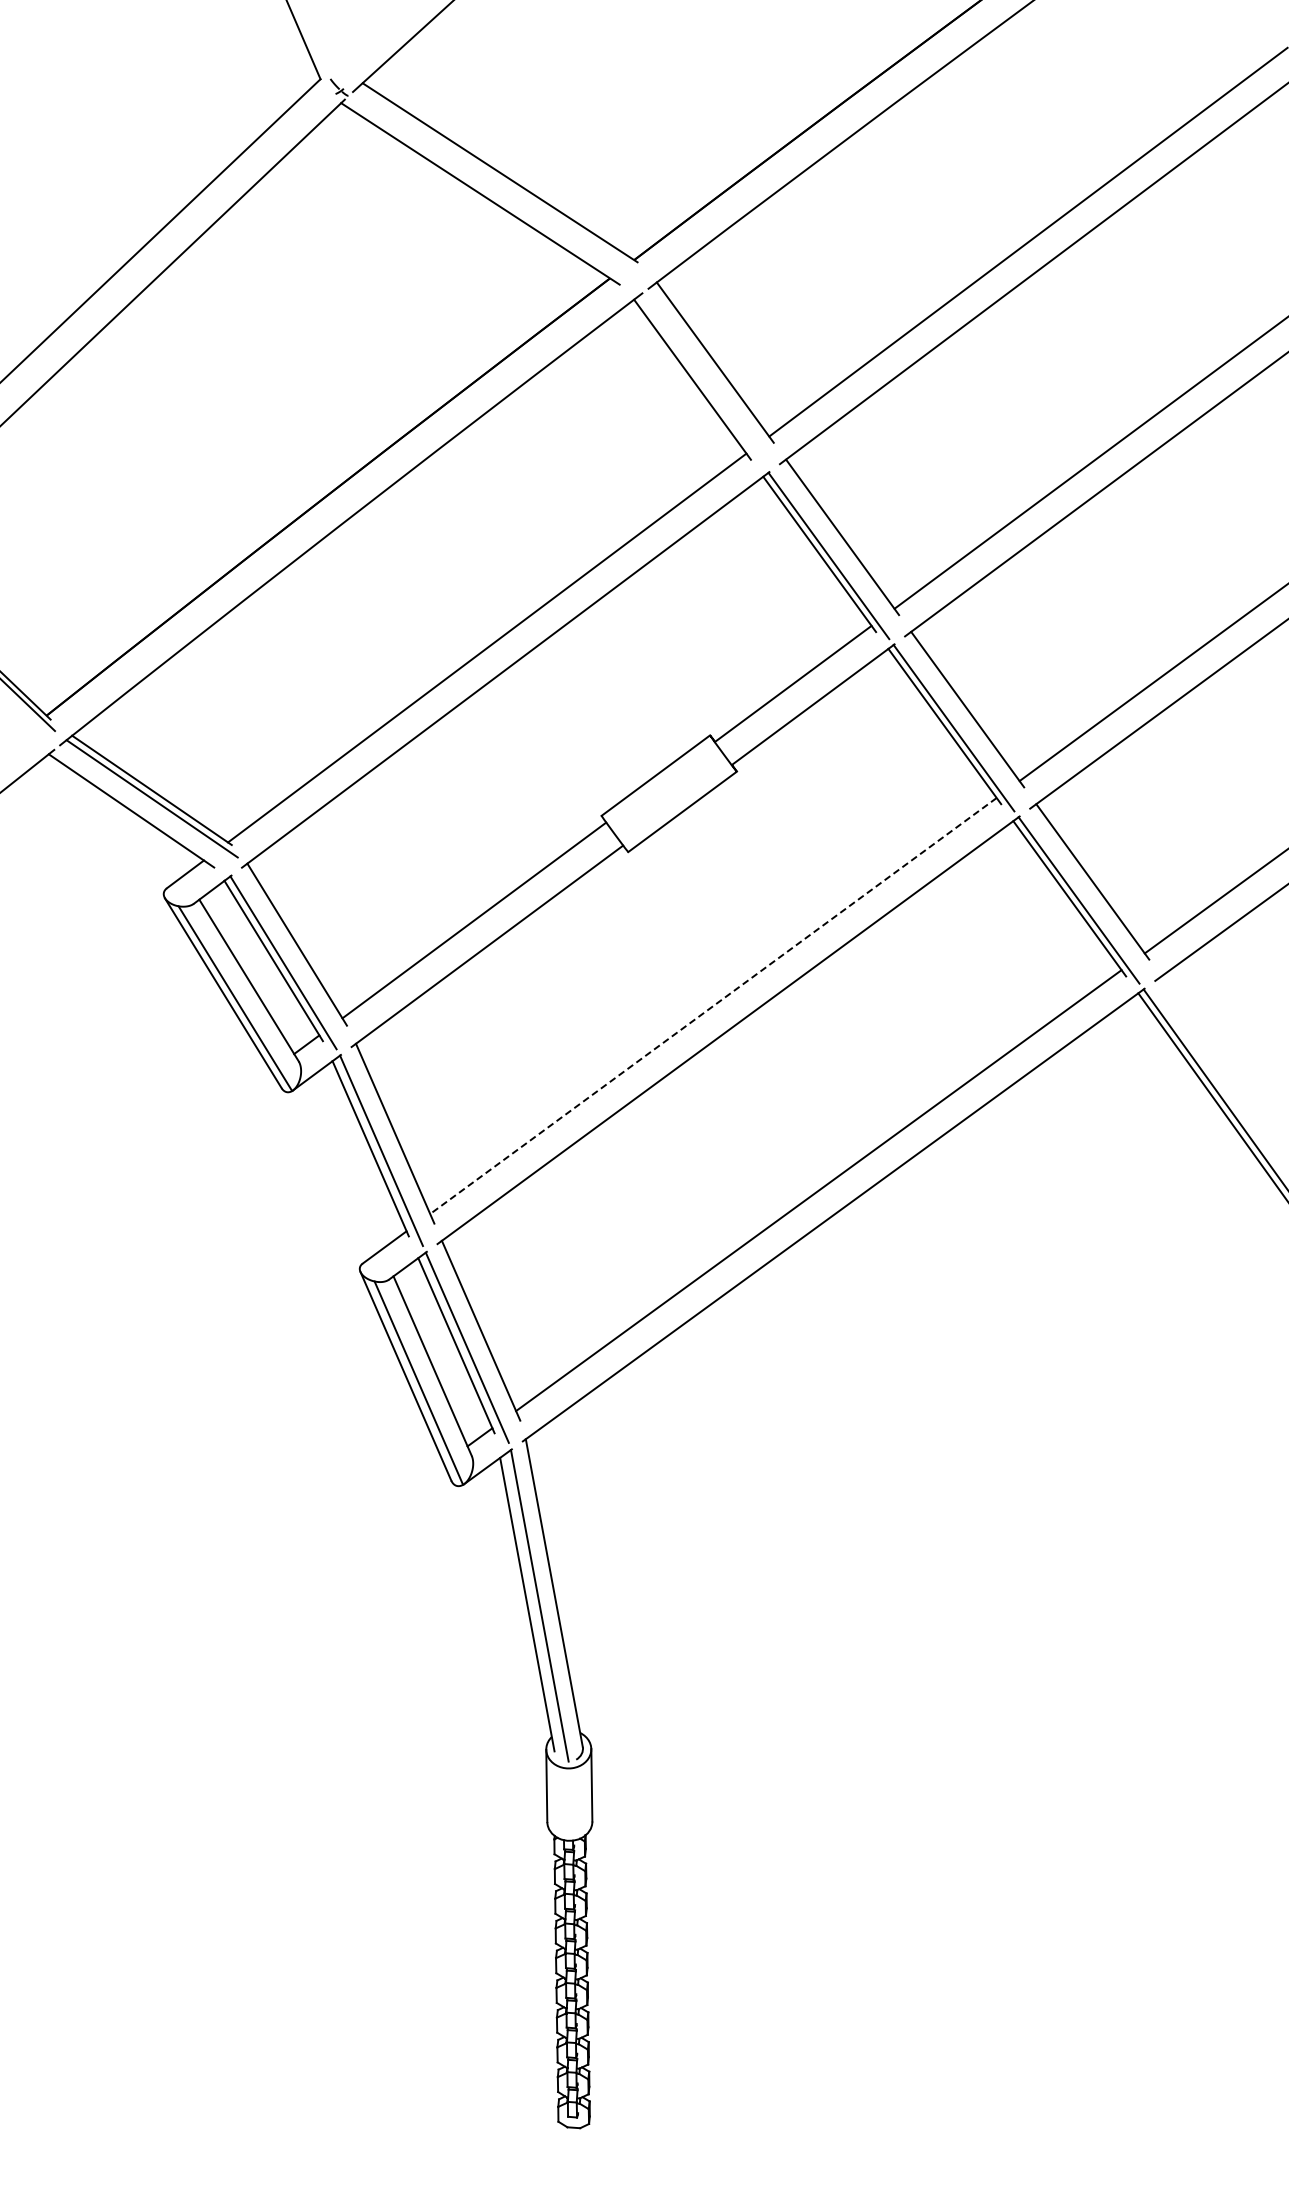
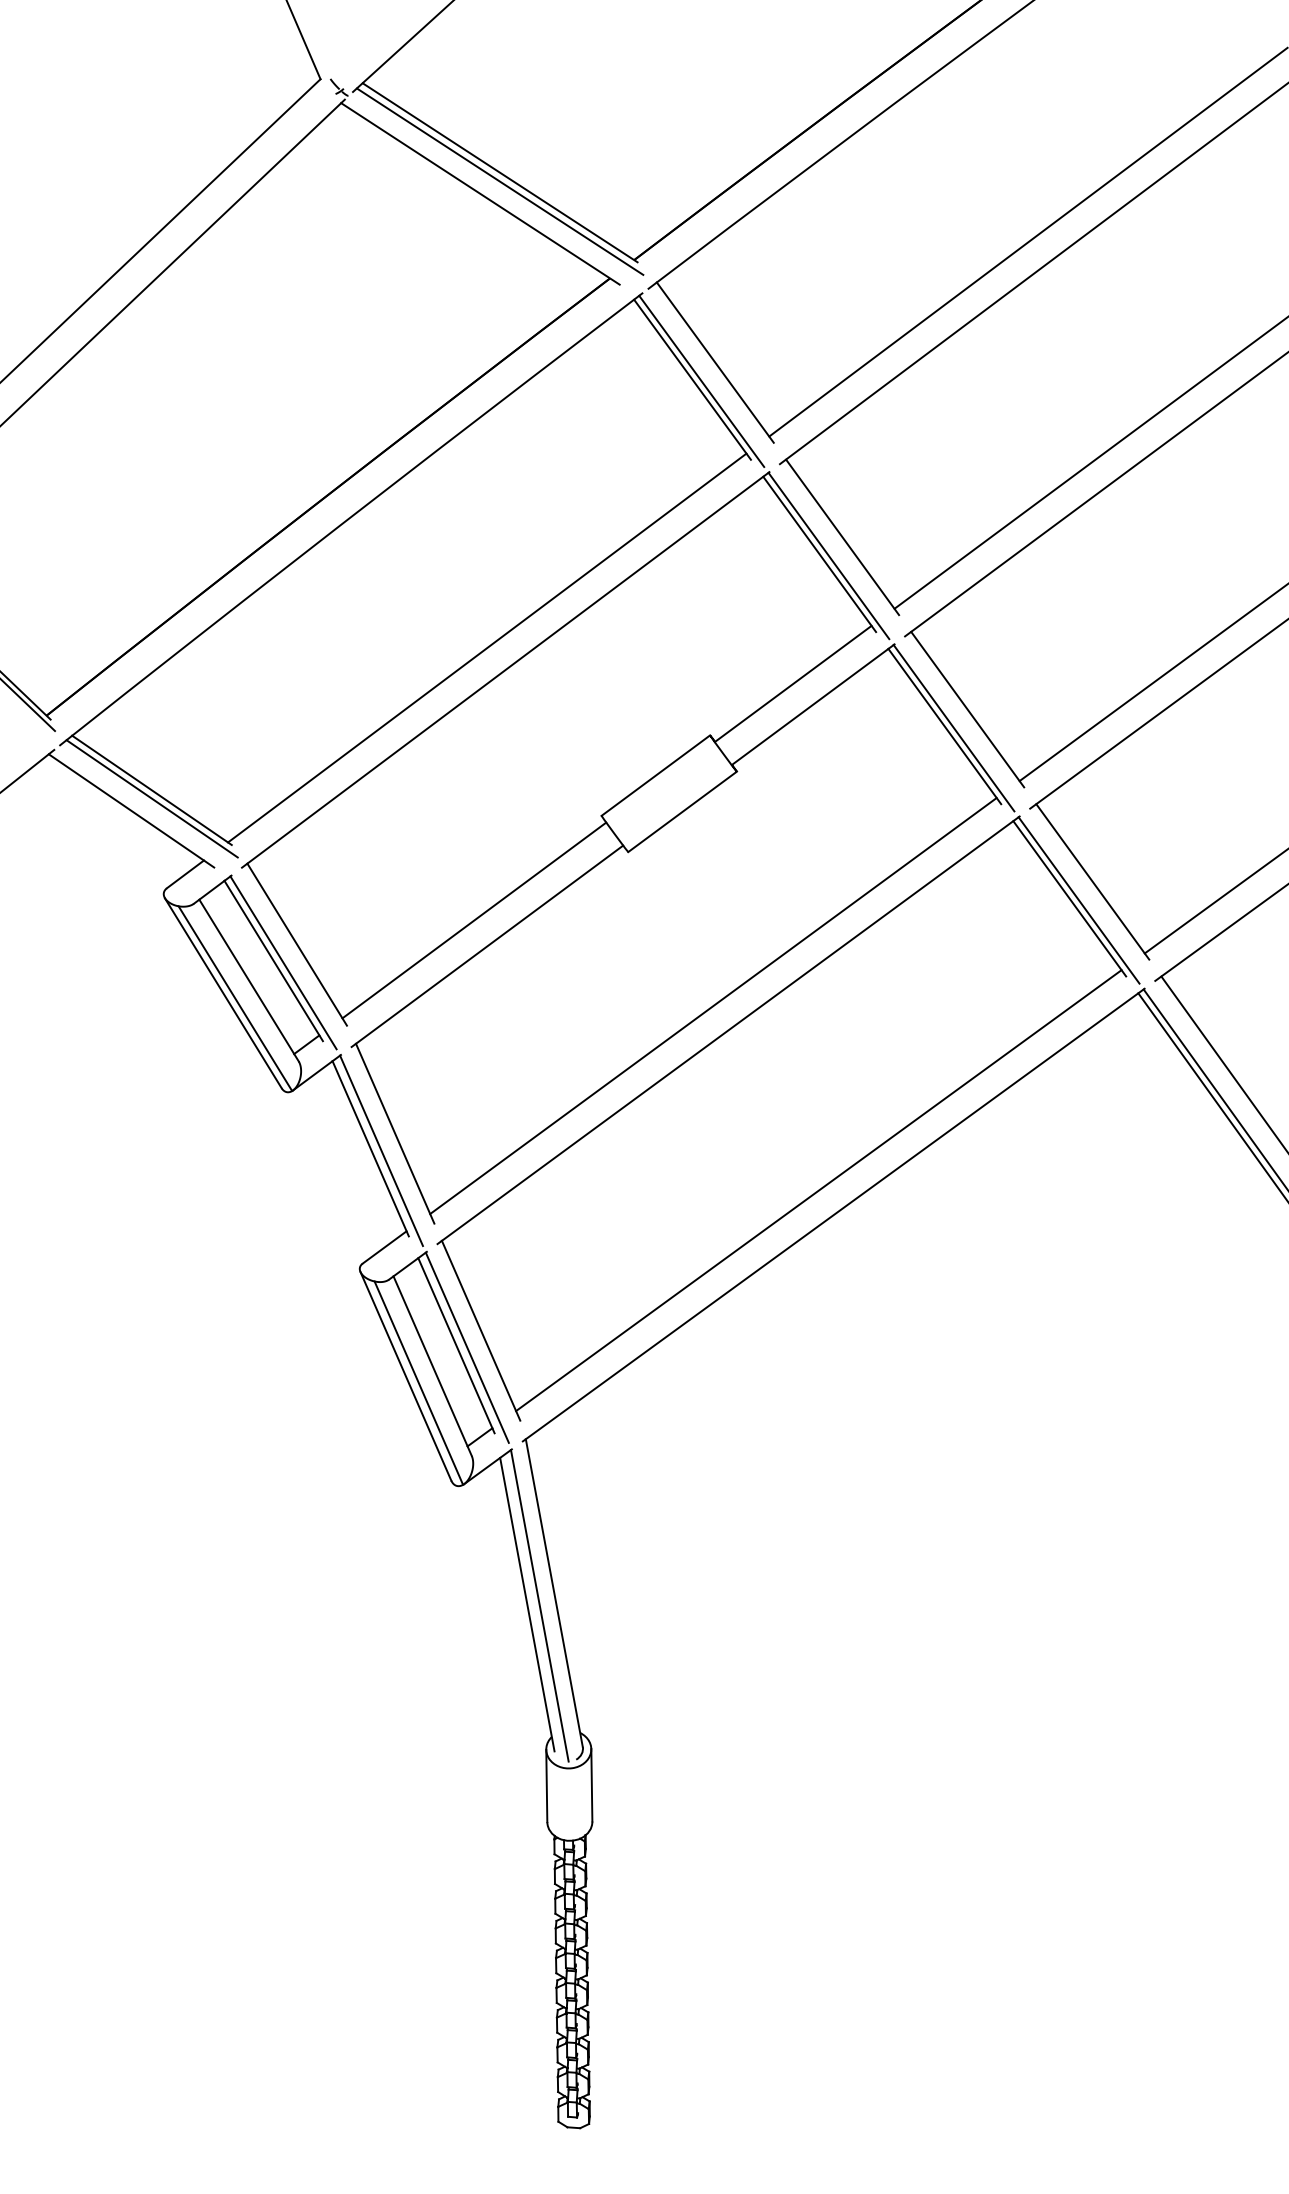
line: none -> present (500, 181)
line: none -> present (701, 381)
line: dashed -> solid (713, 1006)
line: none -> present (1223, 1062)
